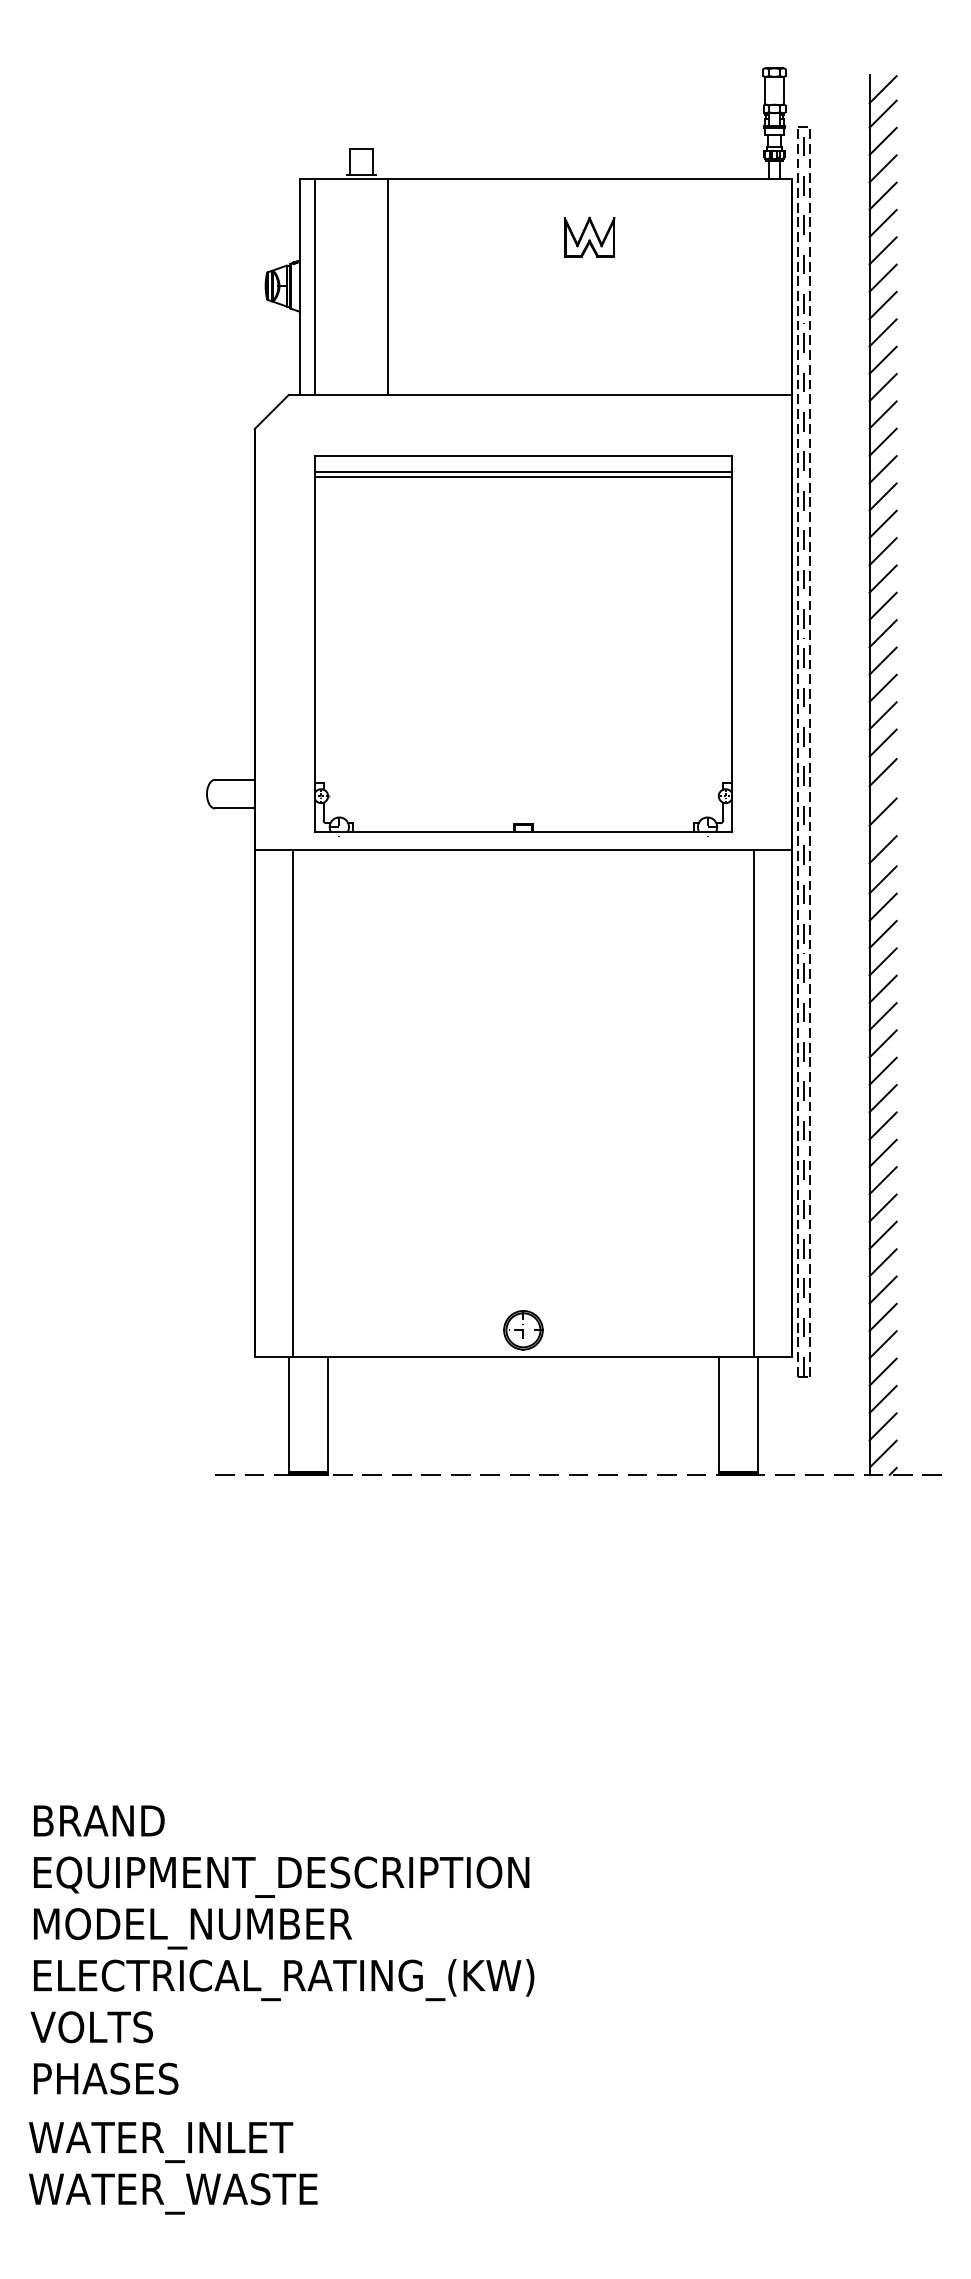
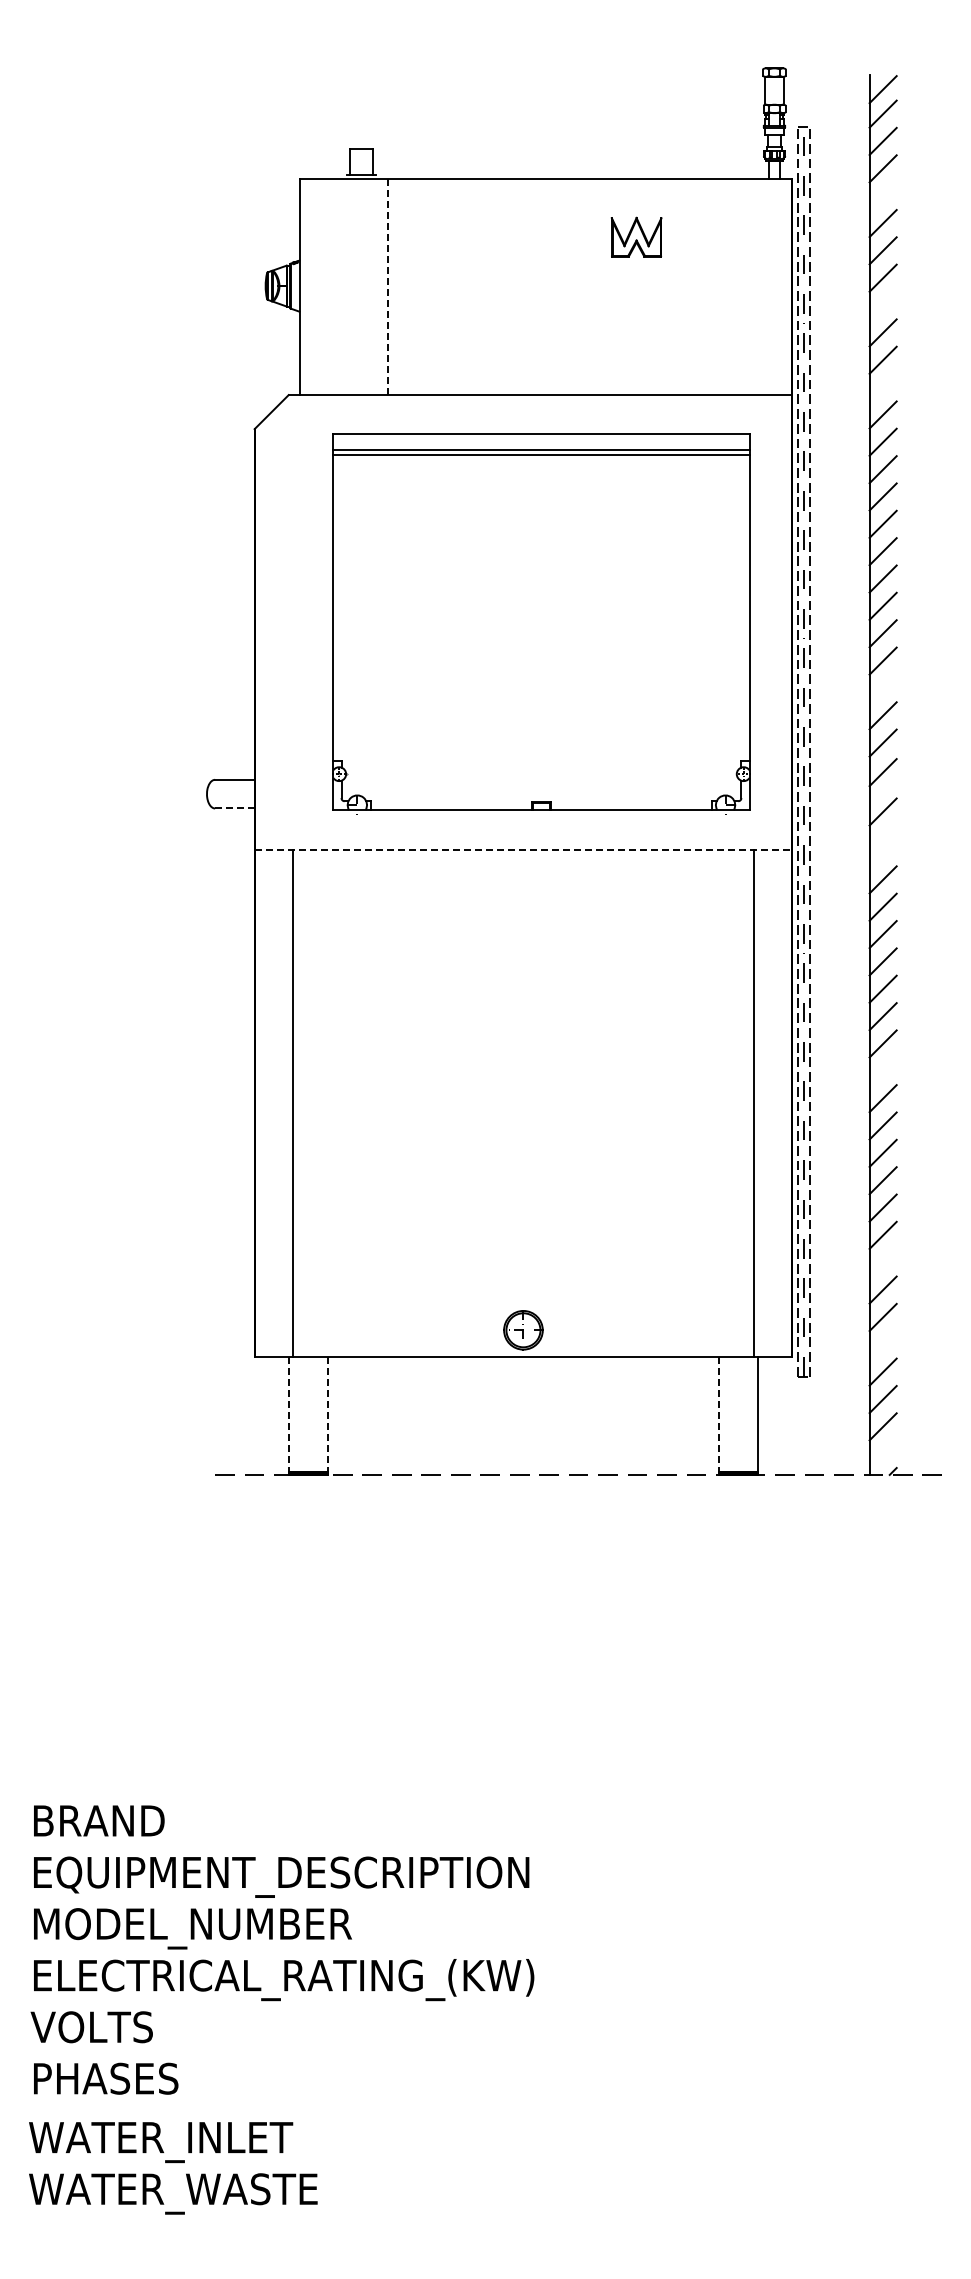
line: present -> none (882, 195)
part position: (589, 236) -> (636, 236) (636, 236)
line: present -> none (314, 286)
line: solid -> dashed (387, 287)
line: present -> none (882, 305)
line: present -> none (882, 387)
part position: (523, 645) -> (541, 623) (541, 623)
line: present -> none (882, 687)
line: solid -> dashed (234, 808)
line: solid -> dashed (523, 849)
line: present -> none (882, 849)
line: present -> none (882, 1070)
line: present -> none (882, 1262)
line: present -> none (882, 1344)
line: solid -> dashed (289, 1416)
line: solid -> dashed (327, 1416)
line: solid -> dashed (719, 1416)
line: present -> none (883, 1453)
